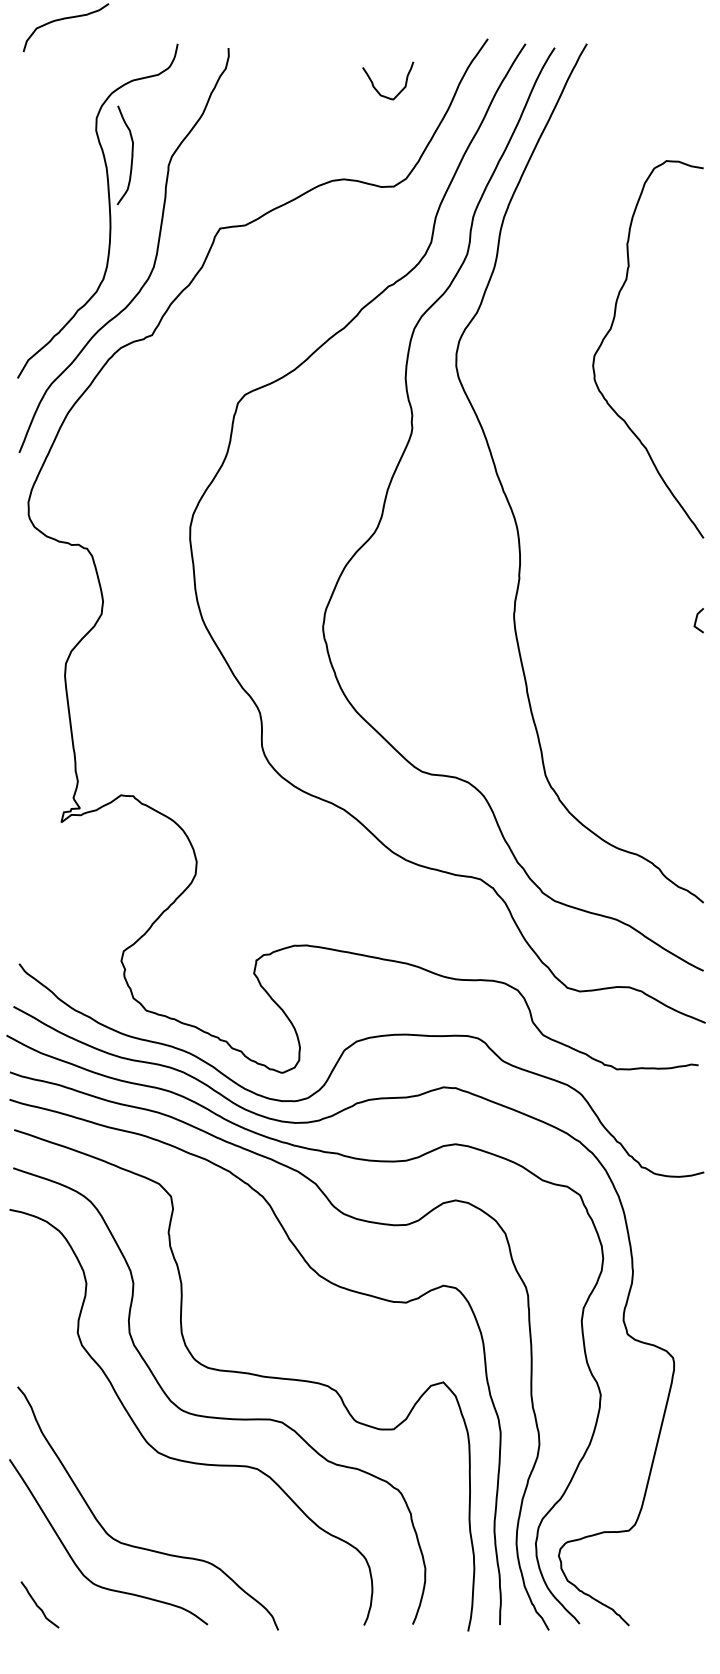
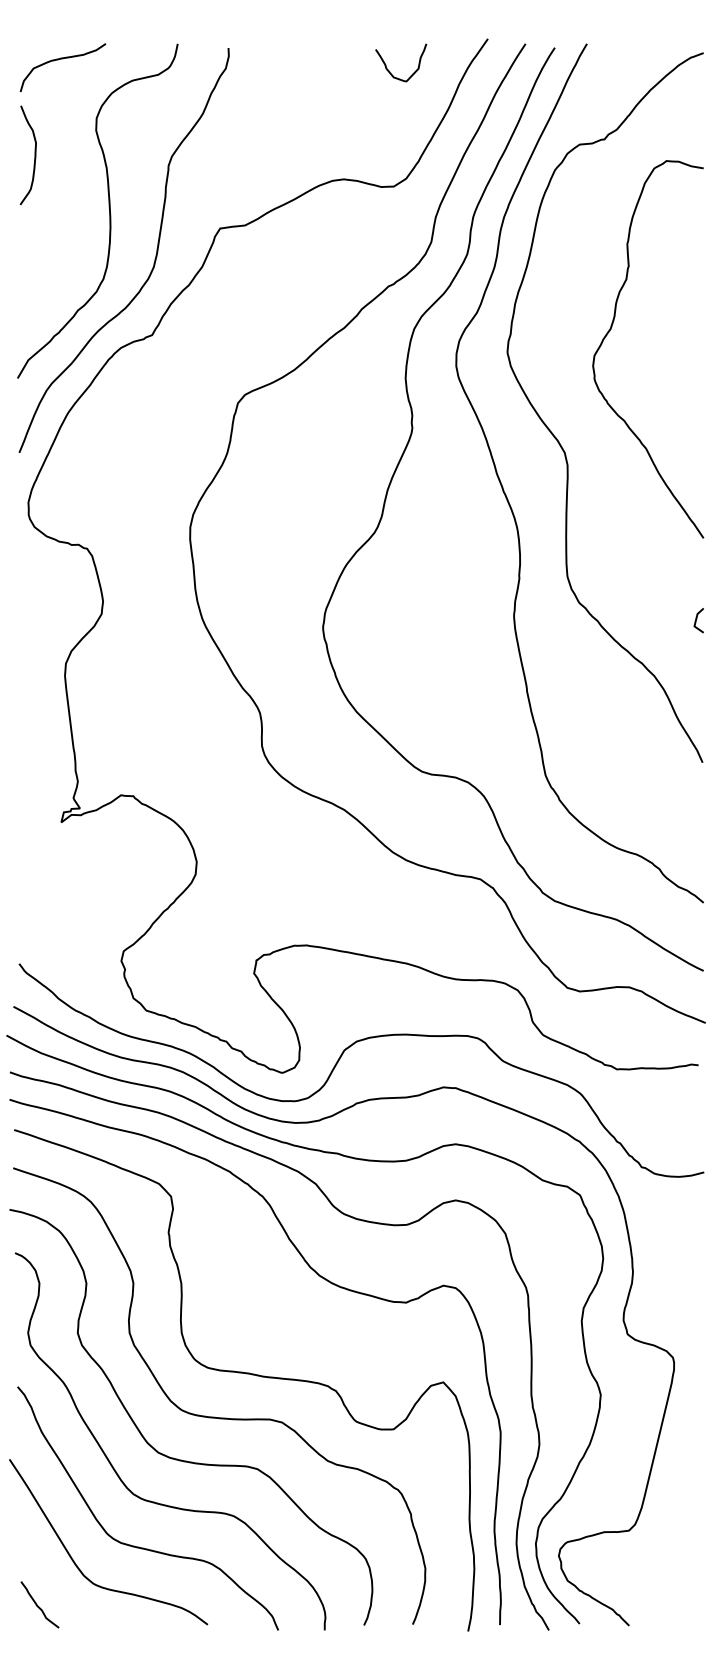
curve position: (65, 19) -> (62, 59) (62, 59)
curve position: (377, 89) -> (390, 71) (390, 71)
curve position: (131, 155) -> (34, 155) (34, 155)
curve: none -> present (557, 438)
curve: none -> present (119, 1475)
